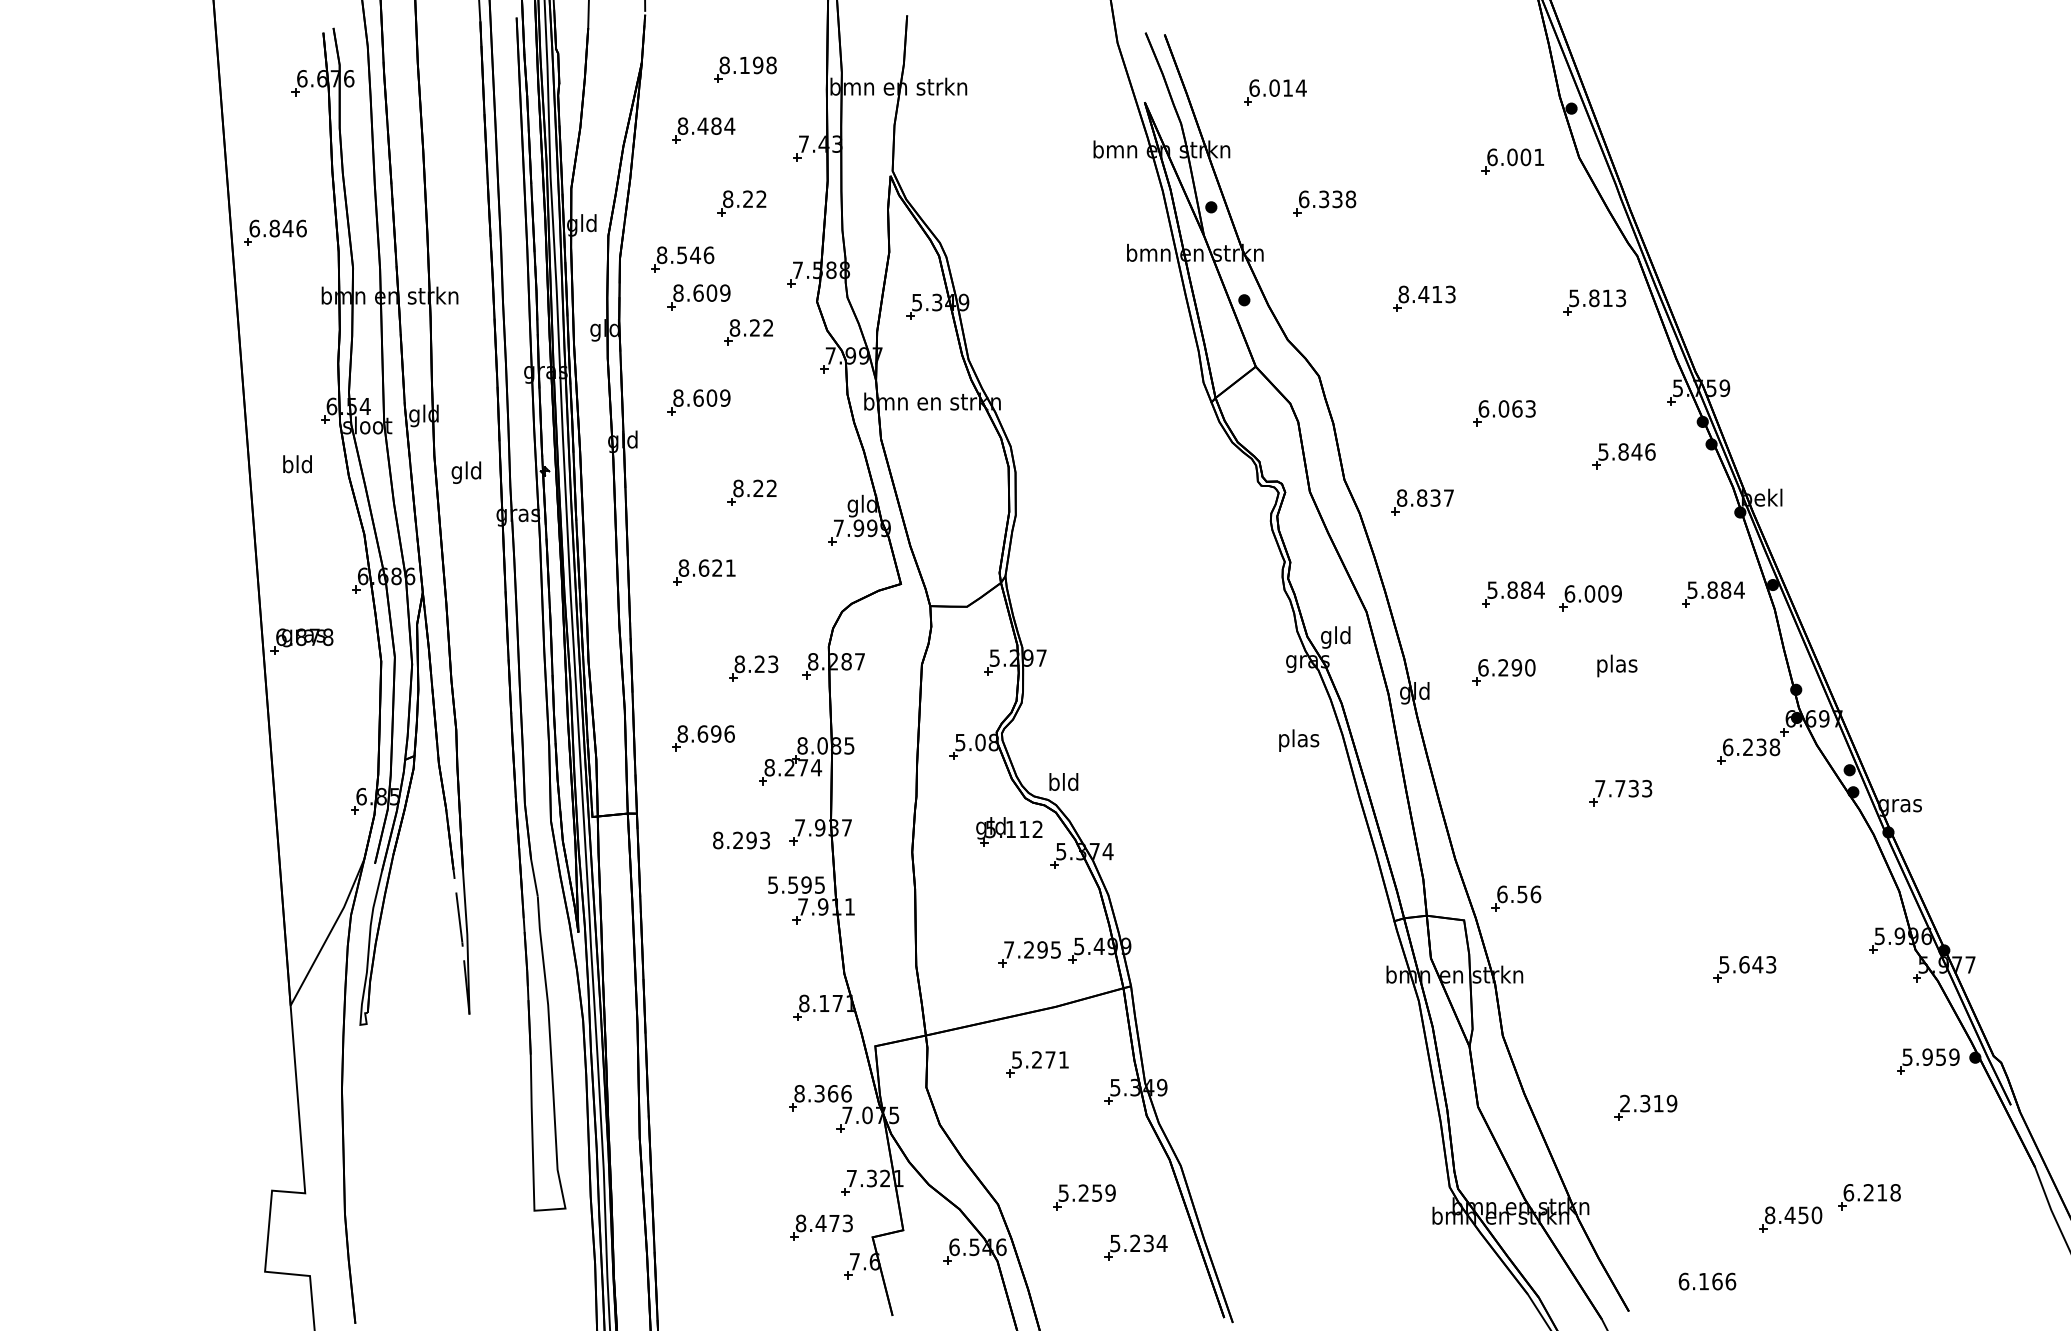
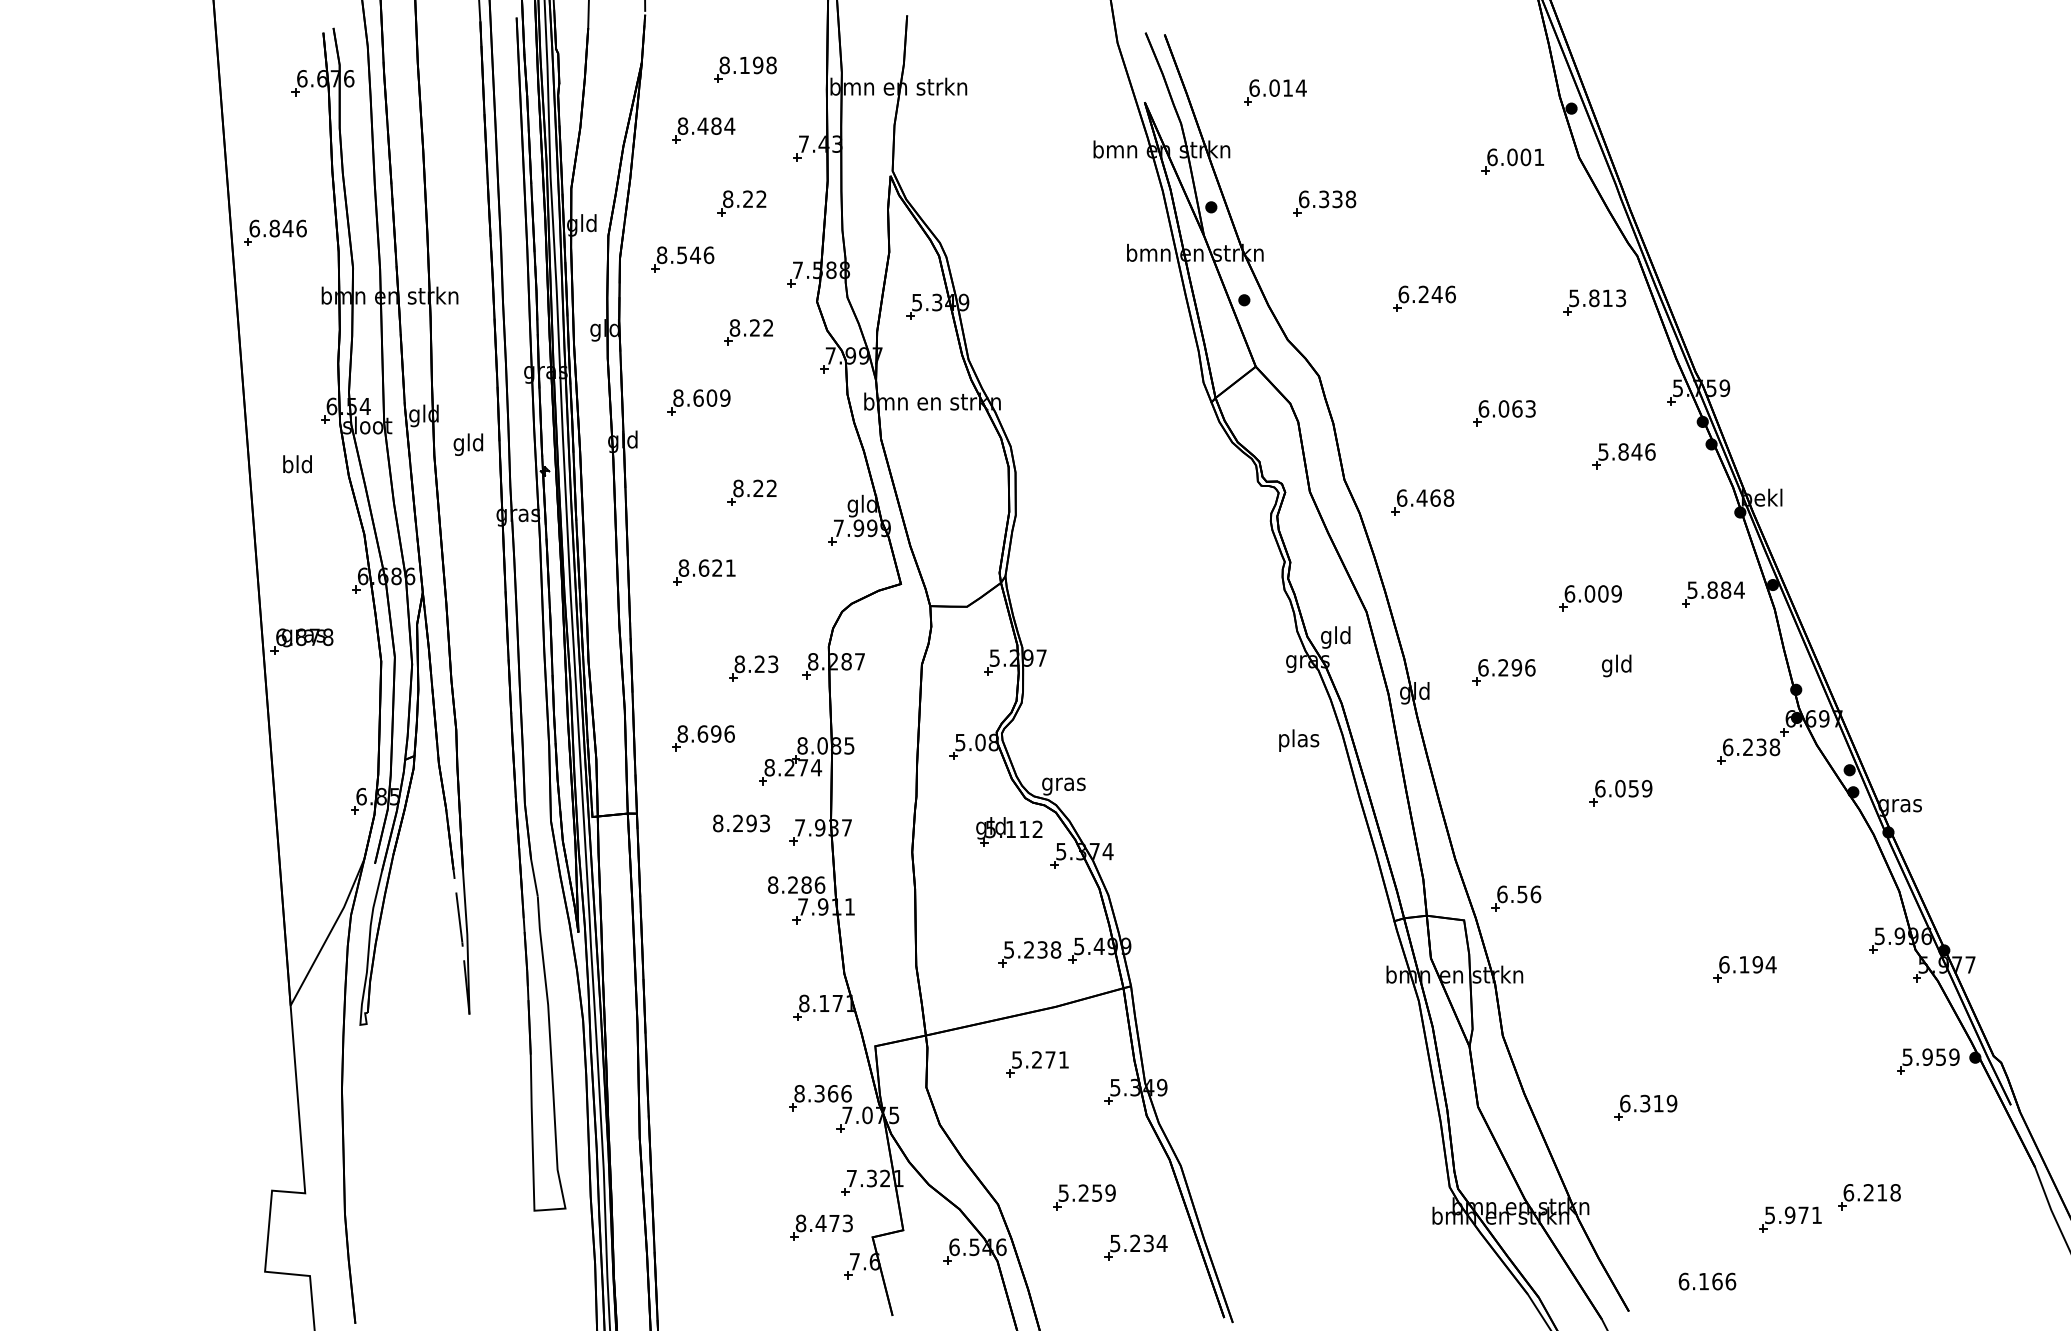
text: 8.413 -> 6.246 (1426, 294)
part: present -> none (698, 297)
text position: (466, 472) -> (468, 444) (468, 444)
text: 8.837 -> 6.468 (1425, 497)
part: present -> none (1513, 594)
text: plas -> gld (1617, 665)
text: 6.290 -> 6.296 (1530, 667)
text: bld -> gras (1063, 784)
text: 7.733 -> 6.059 (1623, 788)
text position: (741, 840) -> (741, 823) (741, 823)
text: 5.595 -> 8.286 (796, 884)
text: 7.295 -> 5.238 (1032, 949)
text: 5.643 -> 6.194 (1747, 964)
text: 2.319 -> 6.319 (1625, 1103)
text: 8.450 -> 5.971 (1793, 1215)
